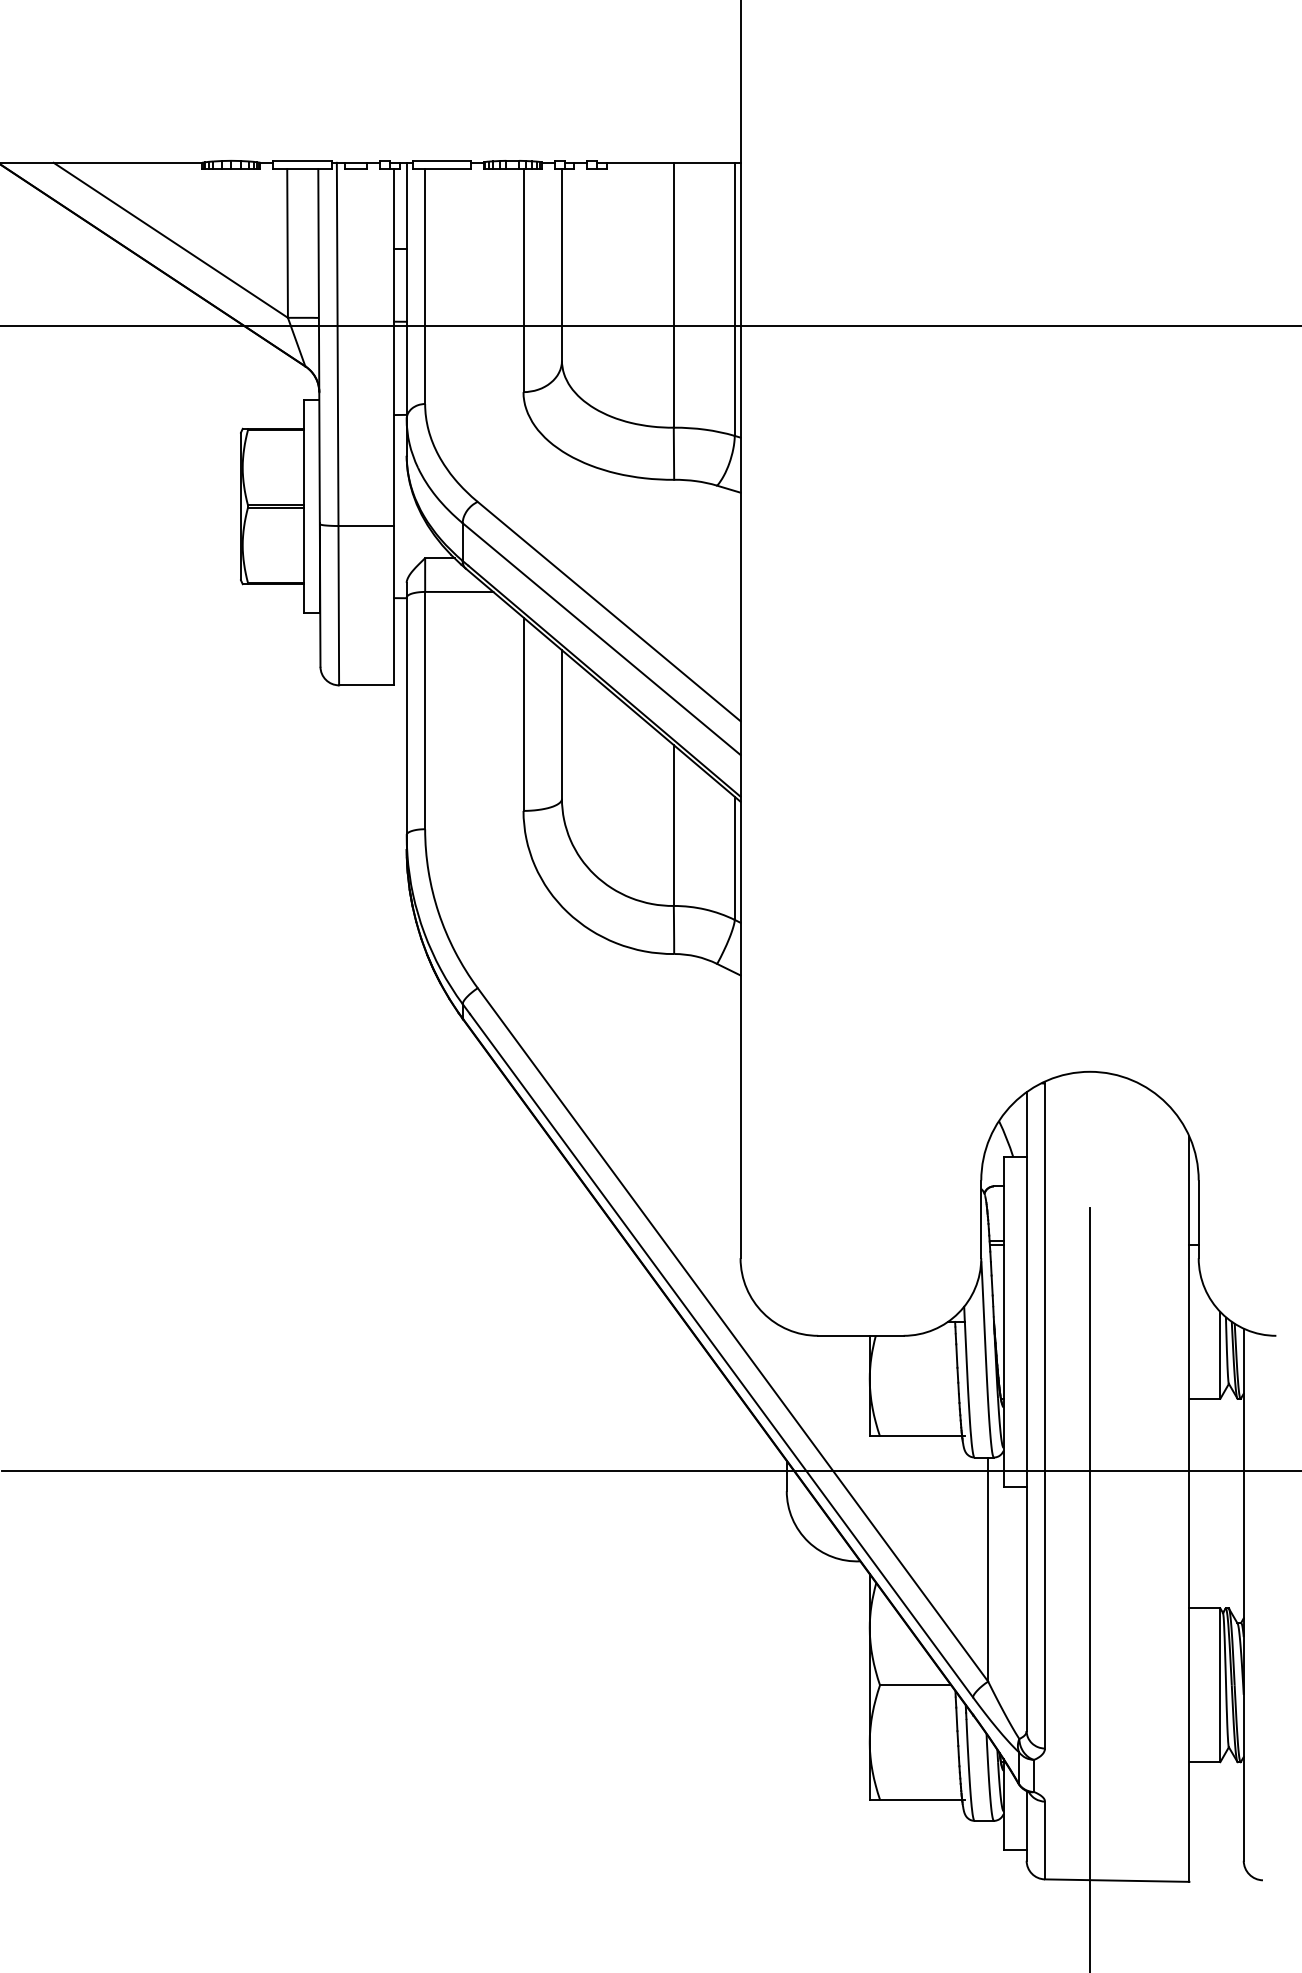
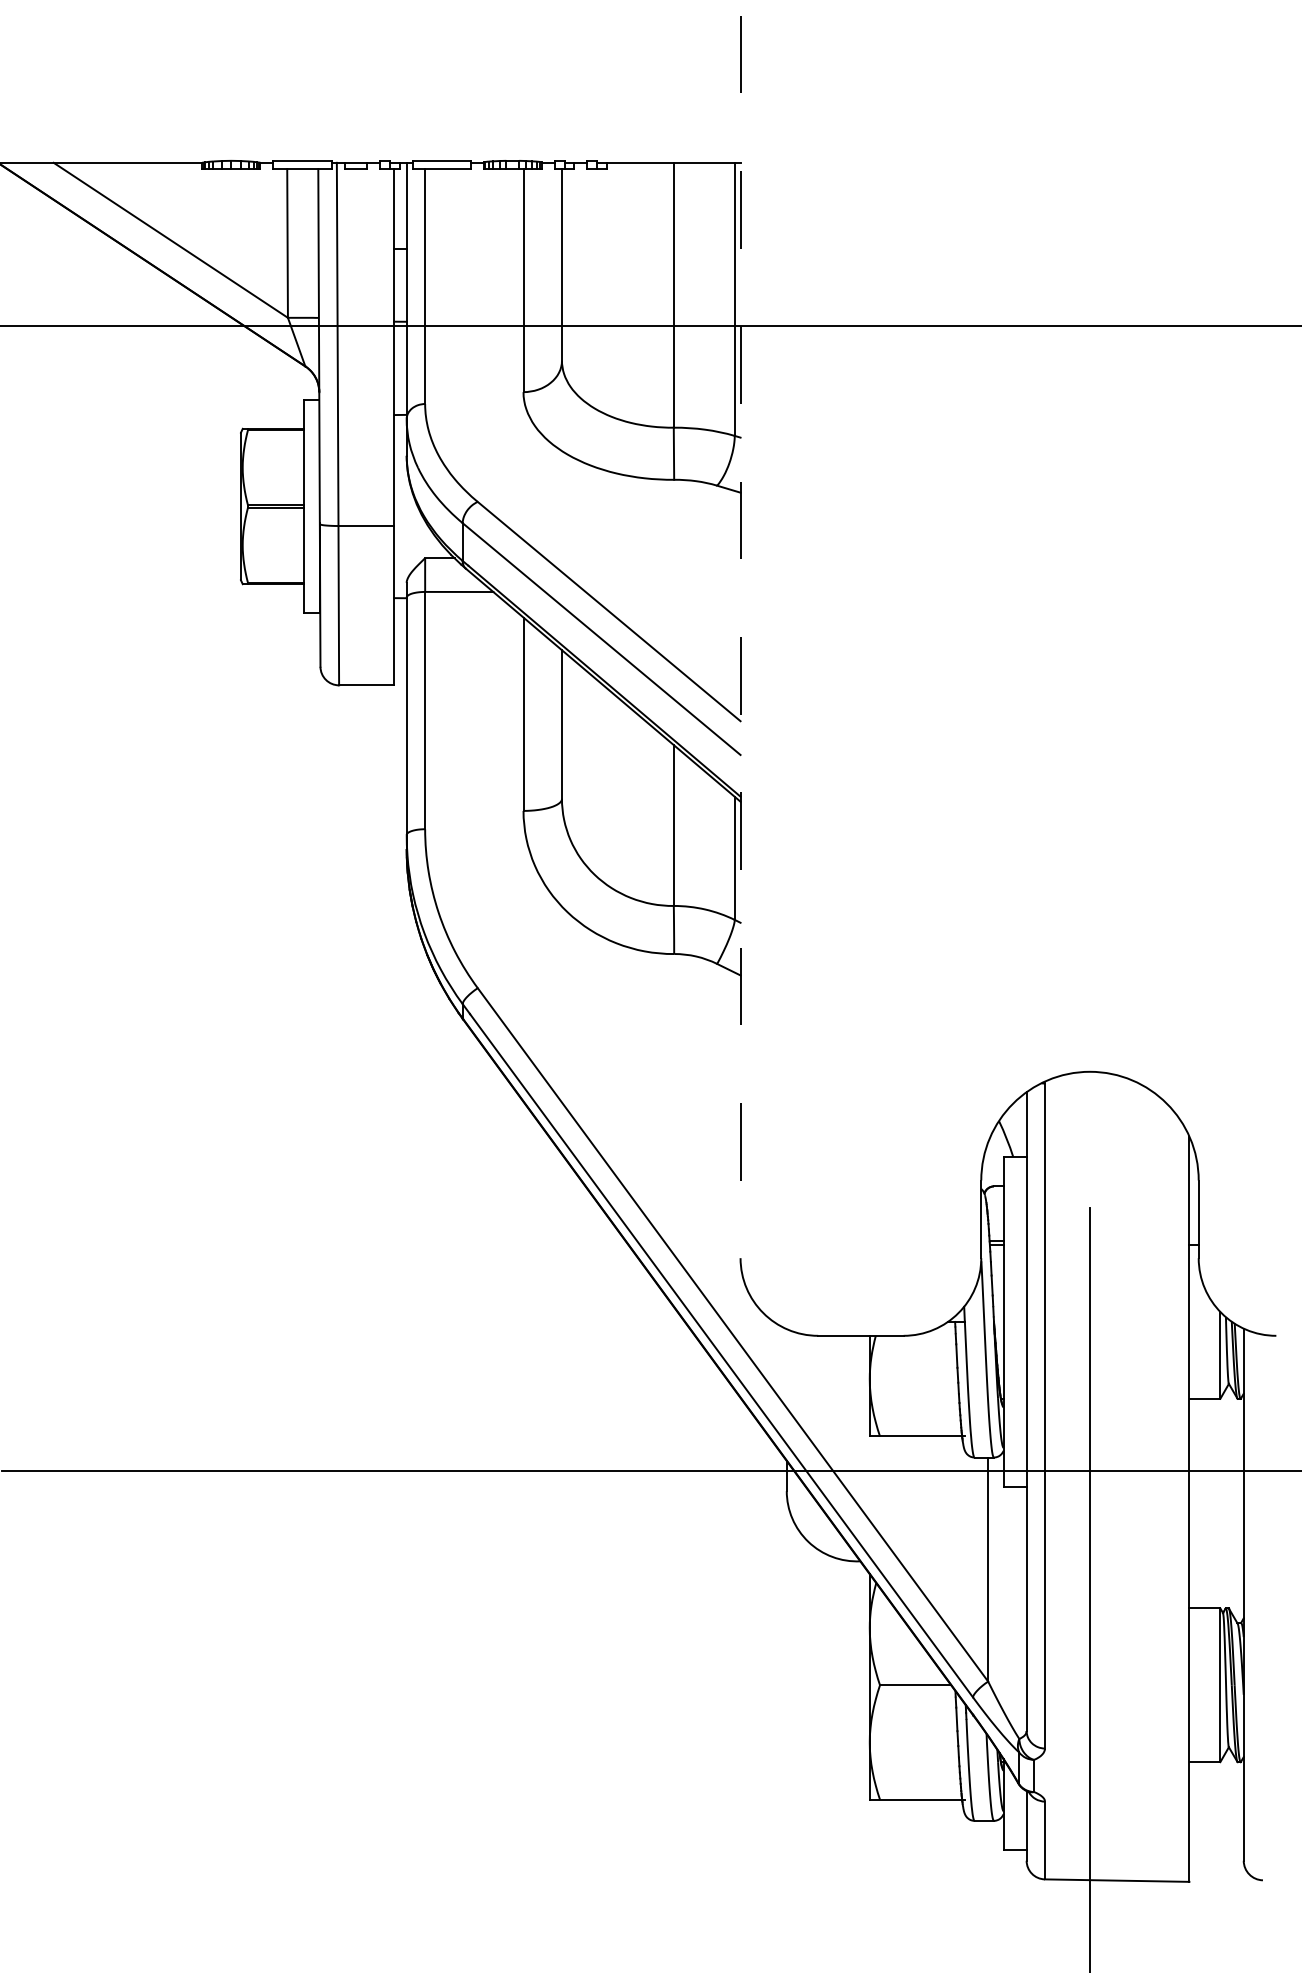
line: solid -> dashed (740, 629)
